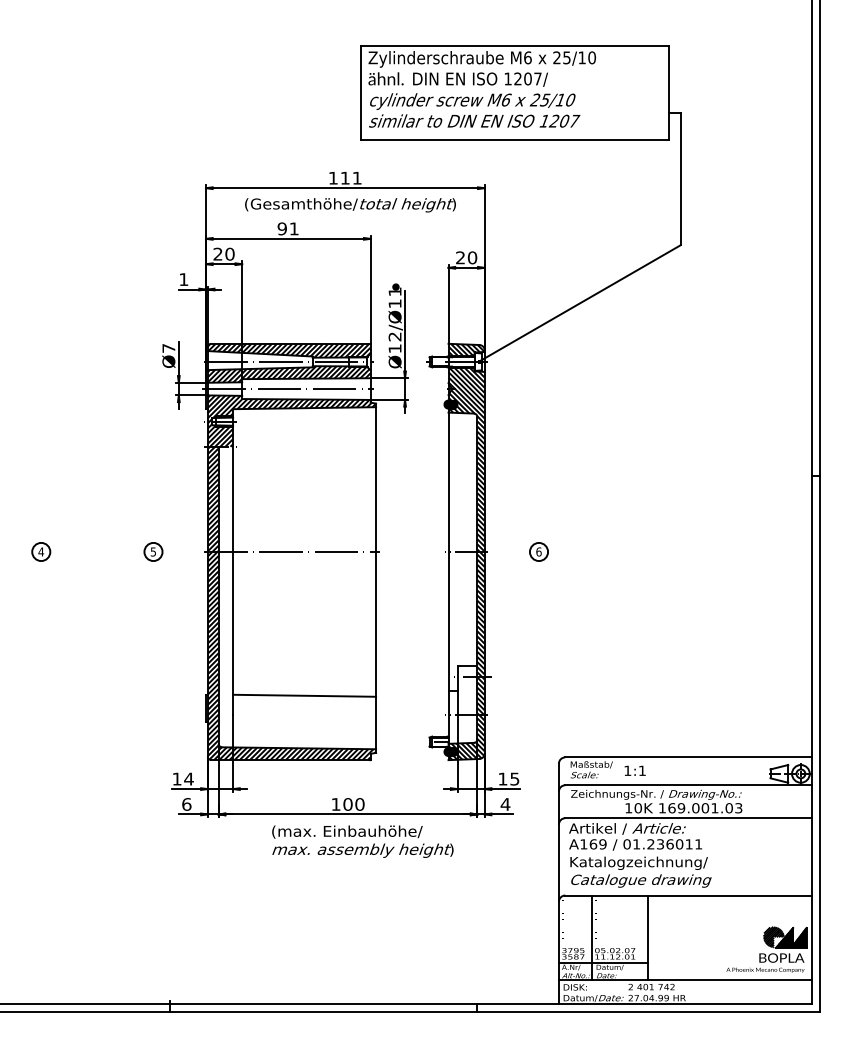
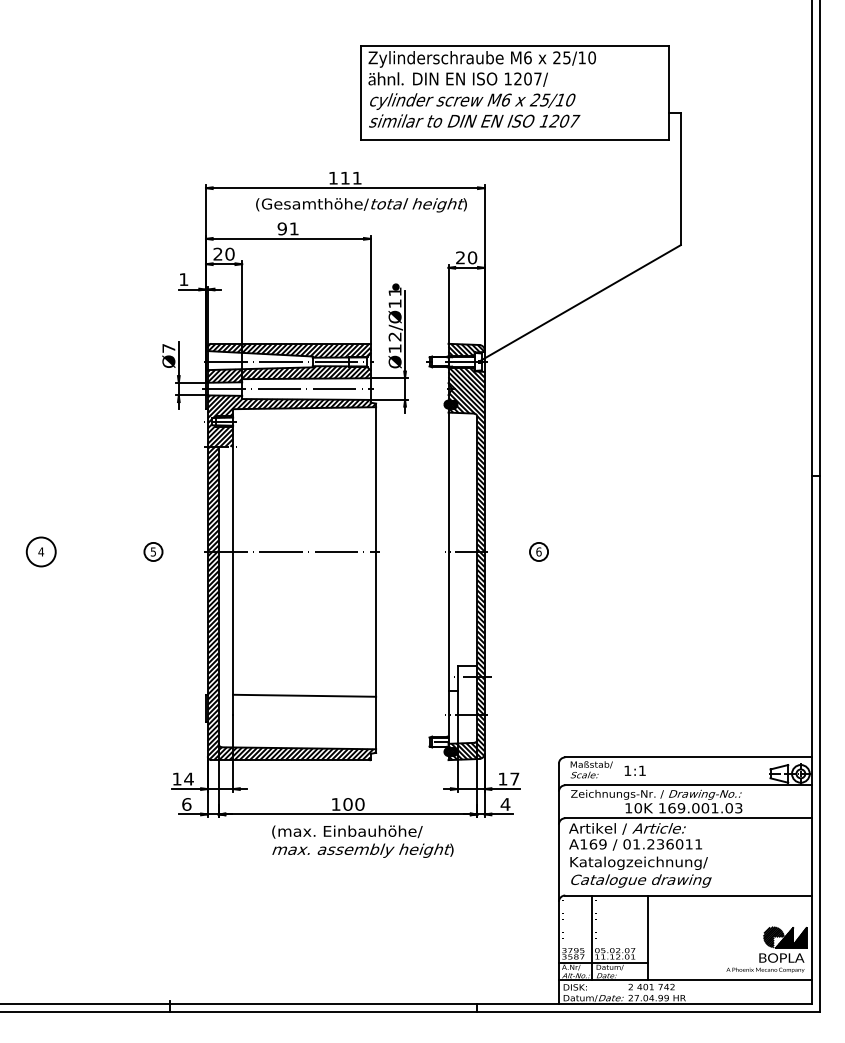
text position: (350, 205) -> (361, 205) (361, 205)
circle diameter: 18 px -> 29 px (40, 551)
text: 15 -> 17 (514, 778)
